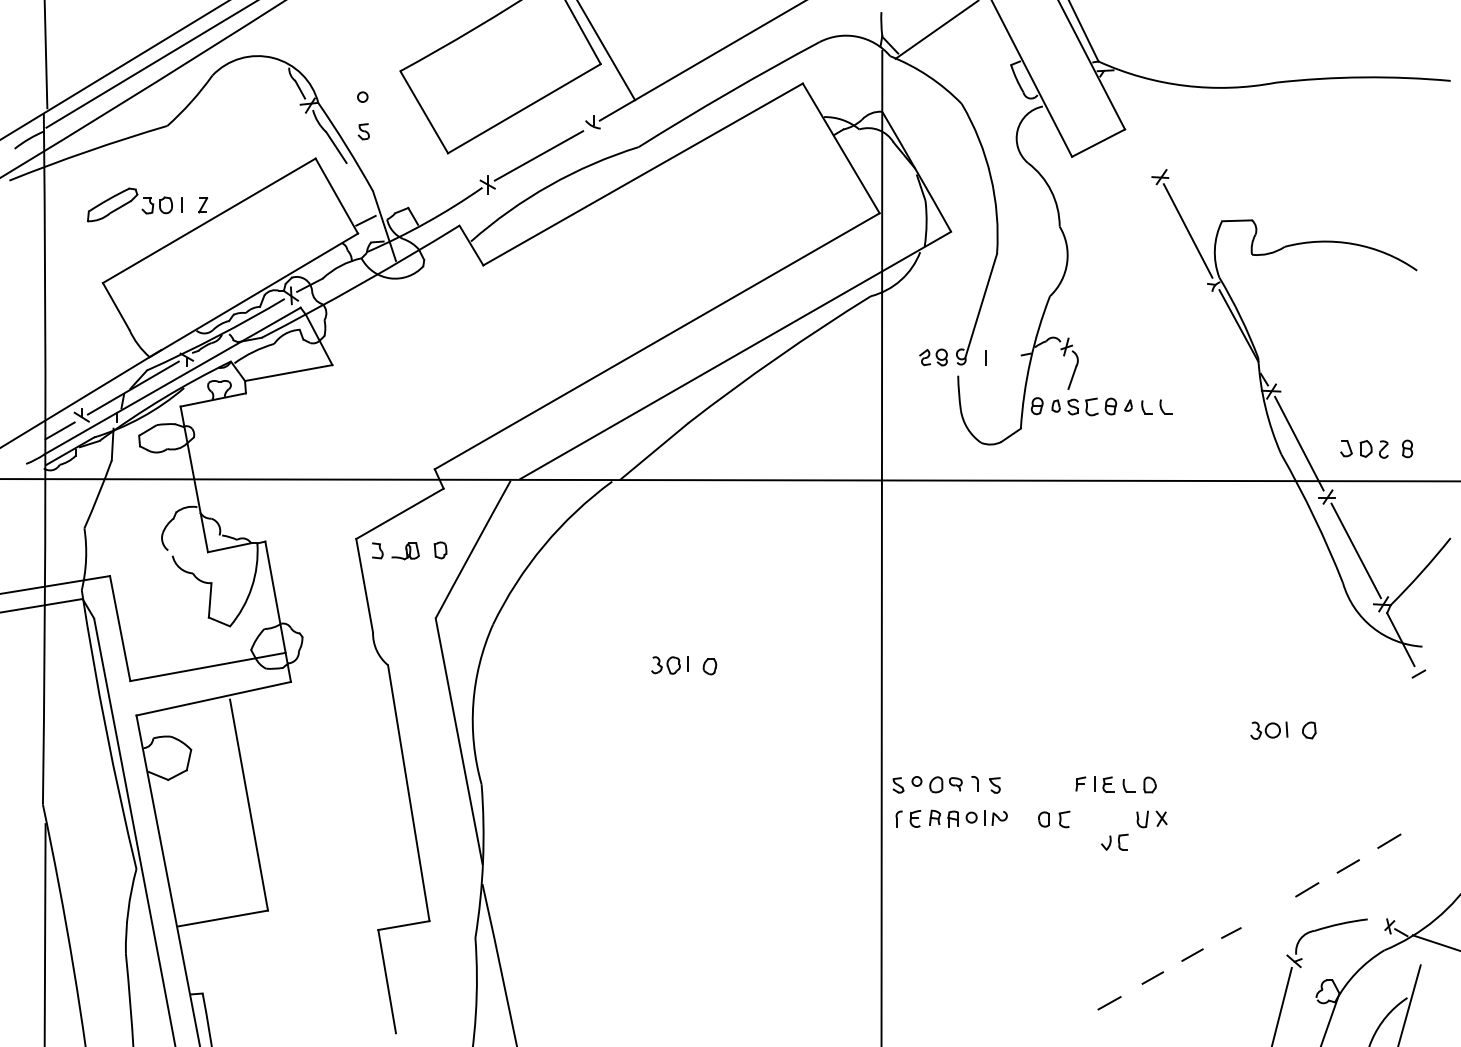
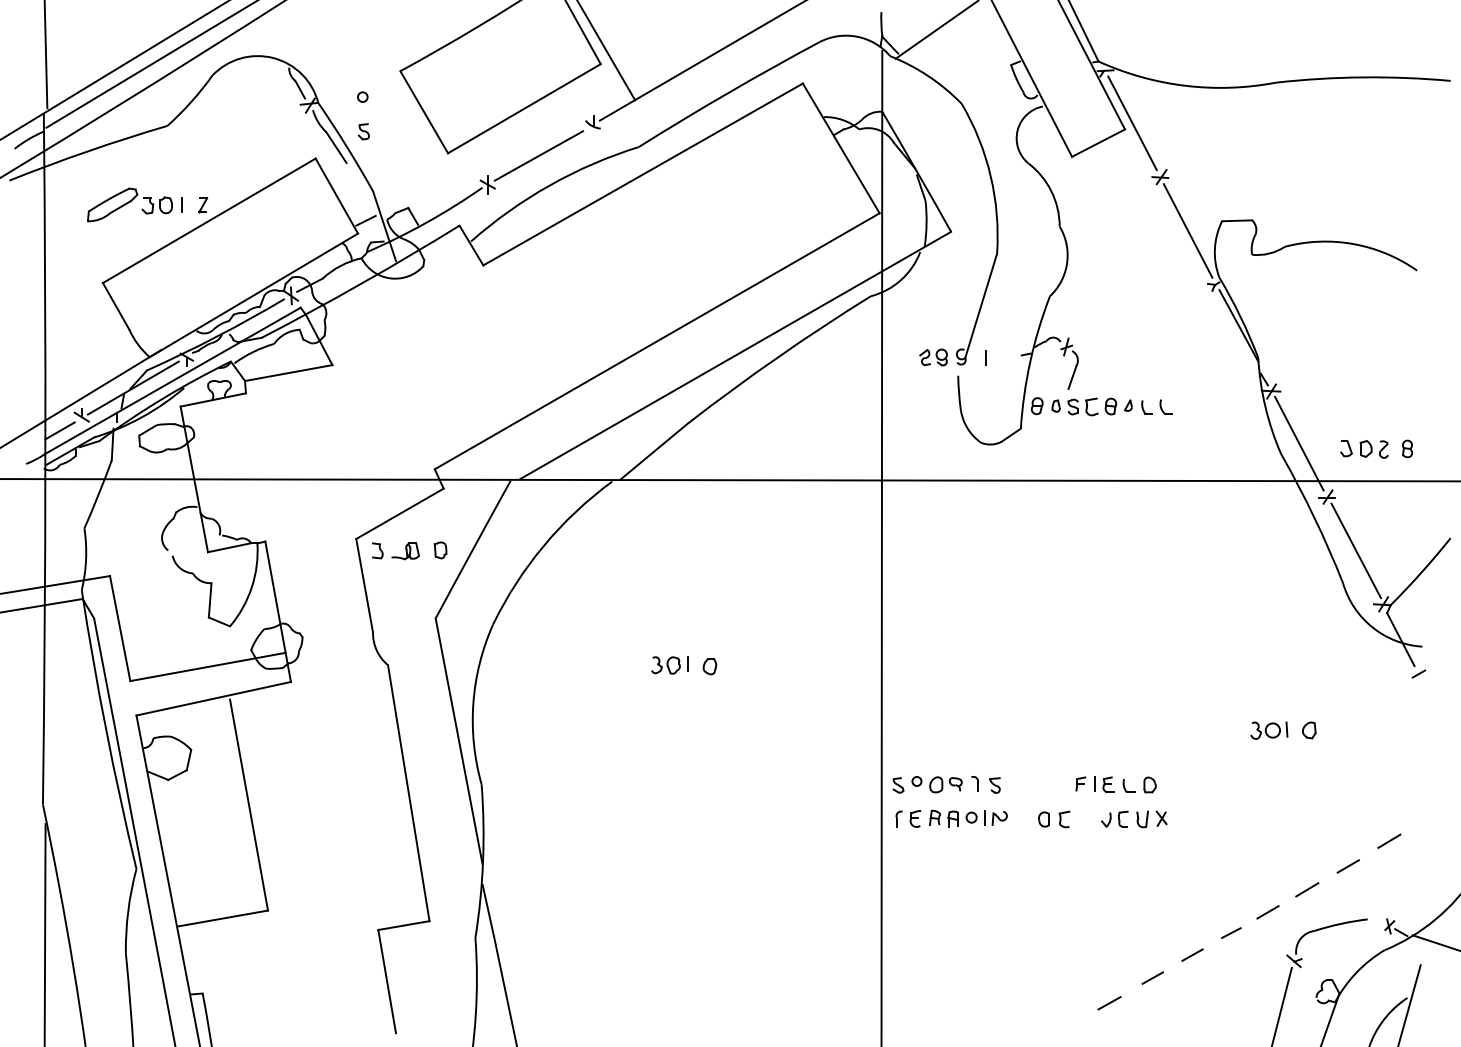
line: none -> present (1132, 123)
part position: (1114, 841) -> (1114, 818) (1114, 818)
line: none -> present (1267, 912)
